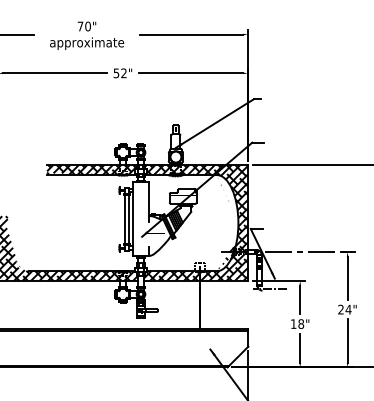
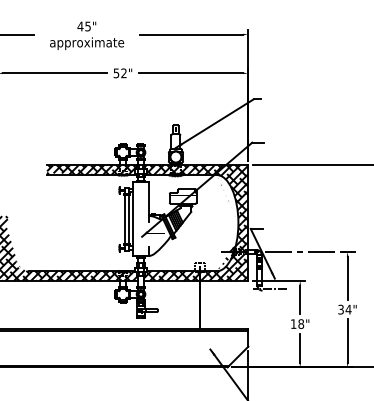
text: 70" -> 45" (83, 26)
text: 24" -> 34" (340, 309)
